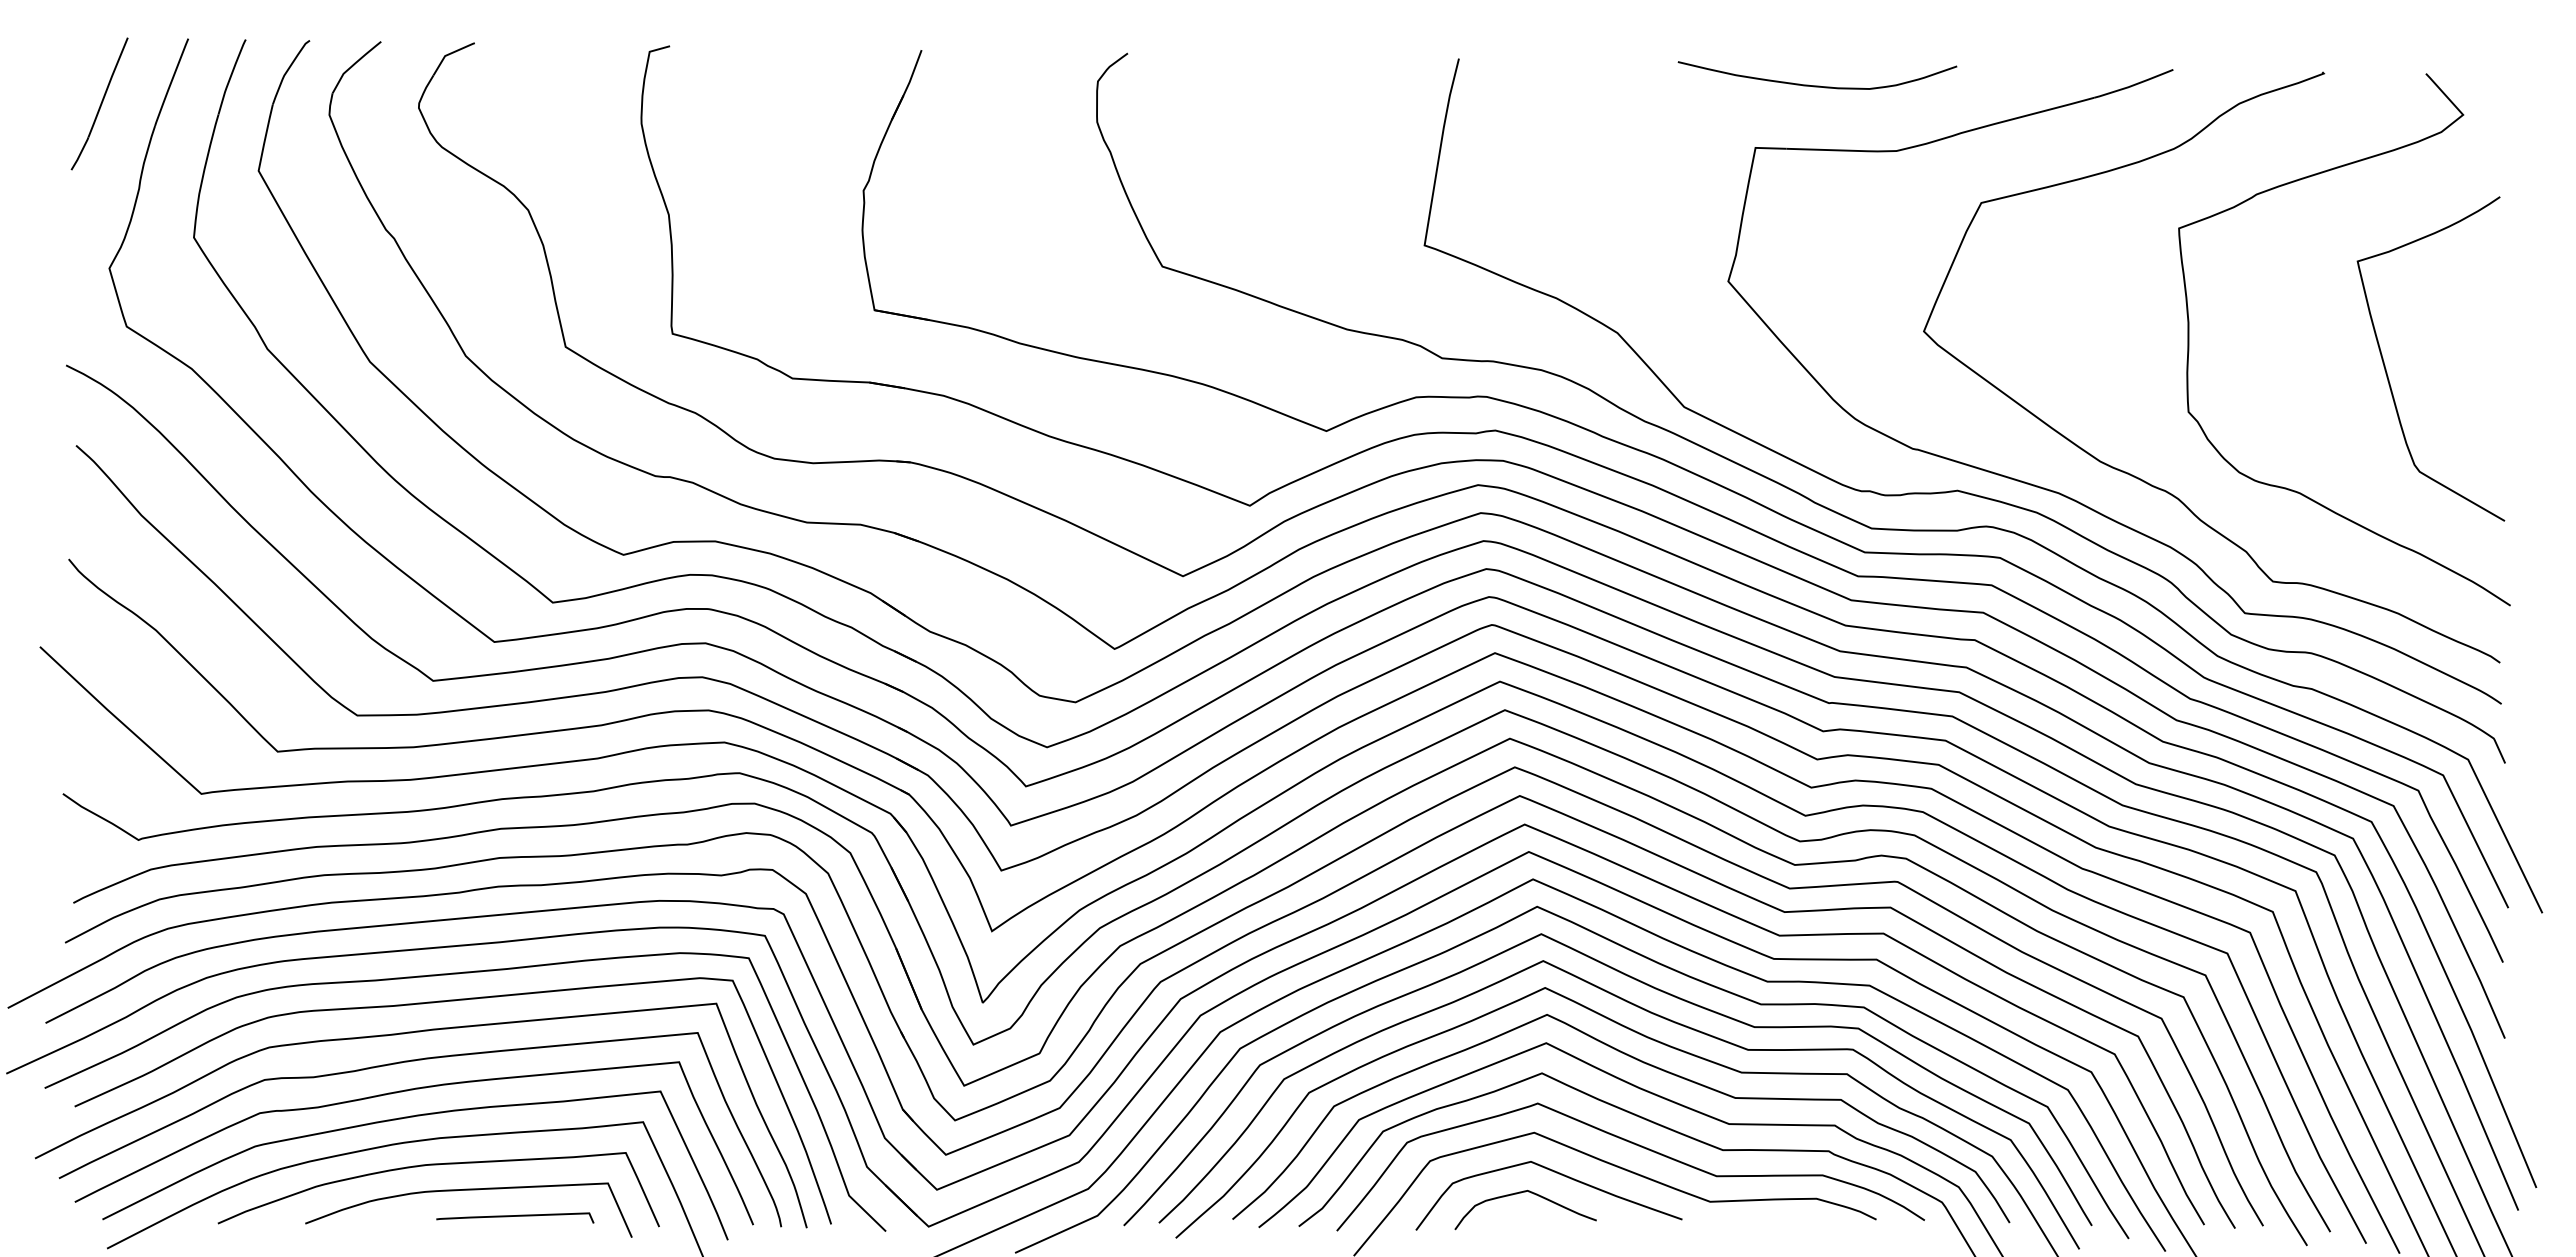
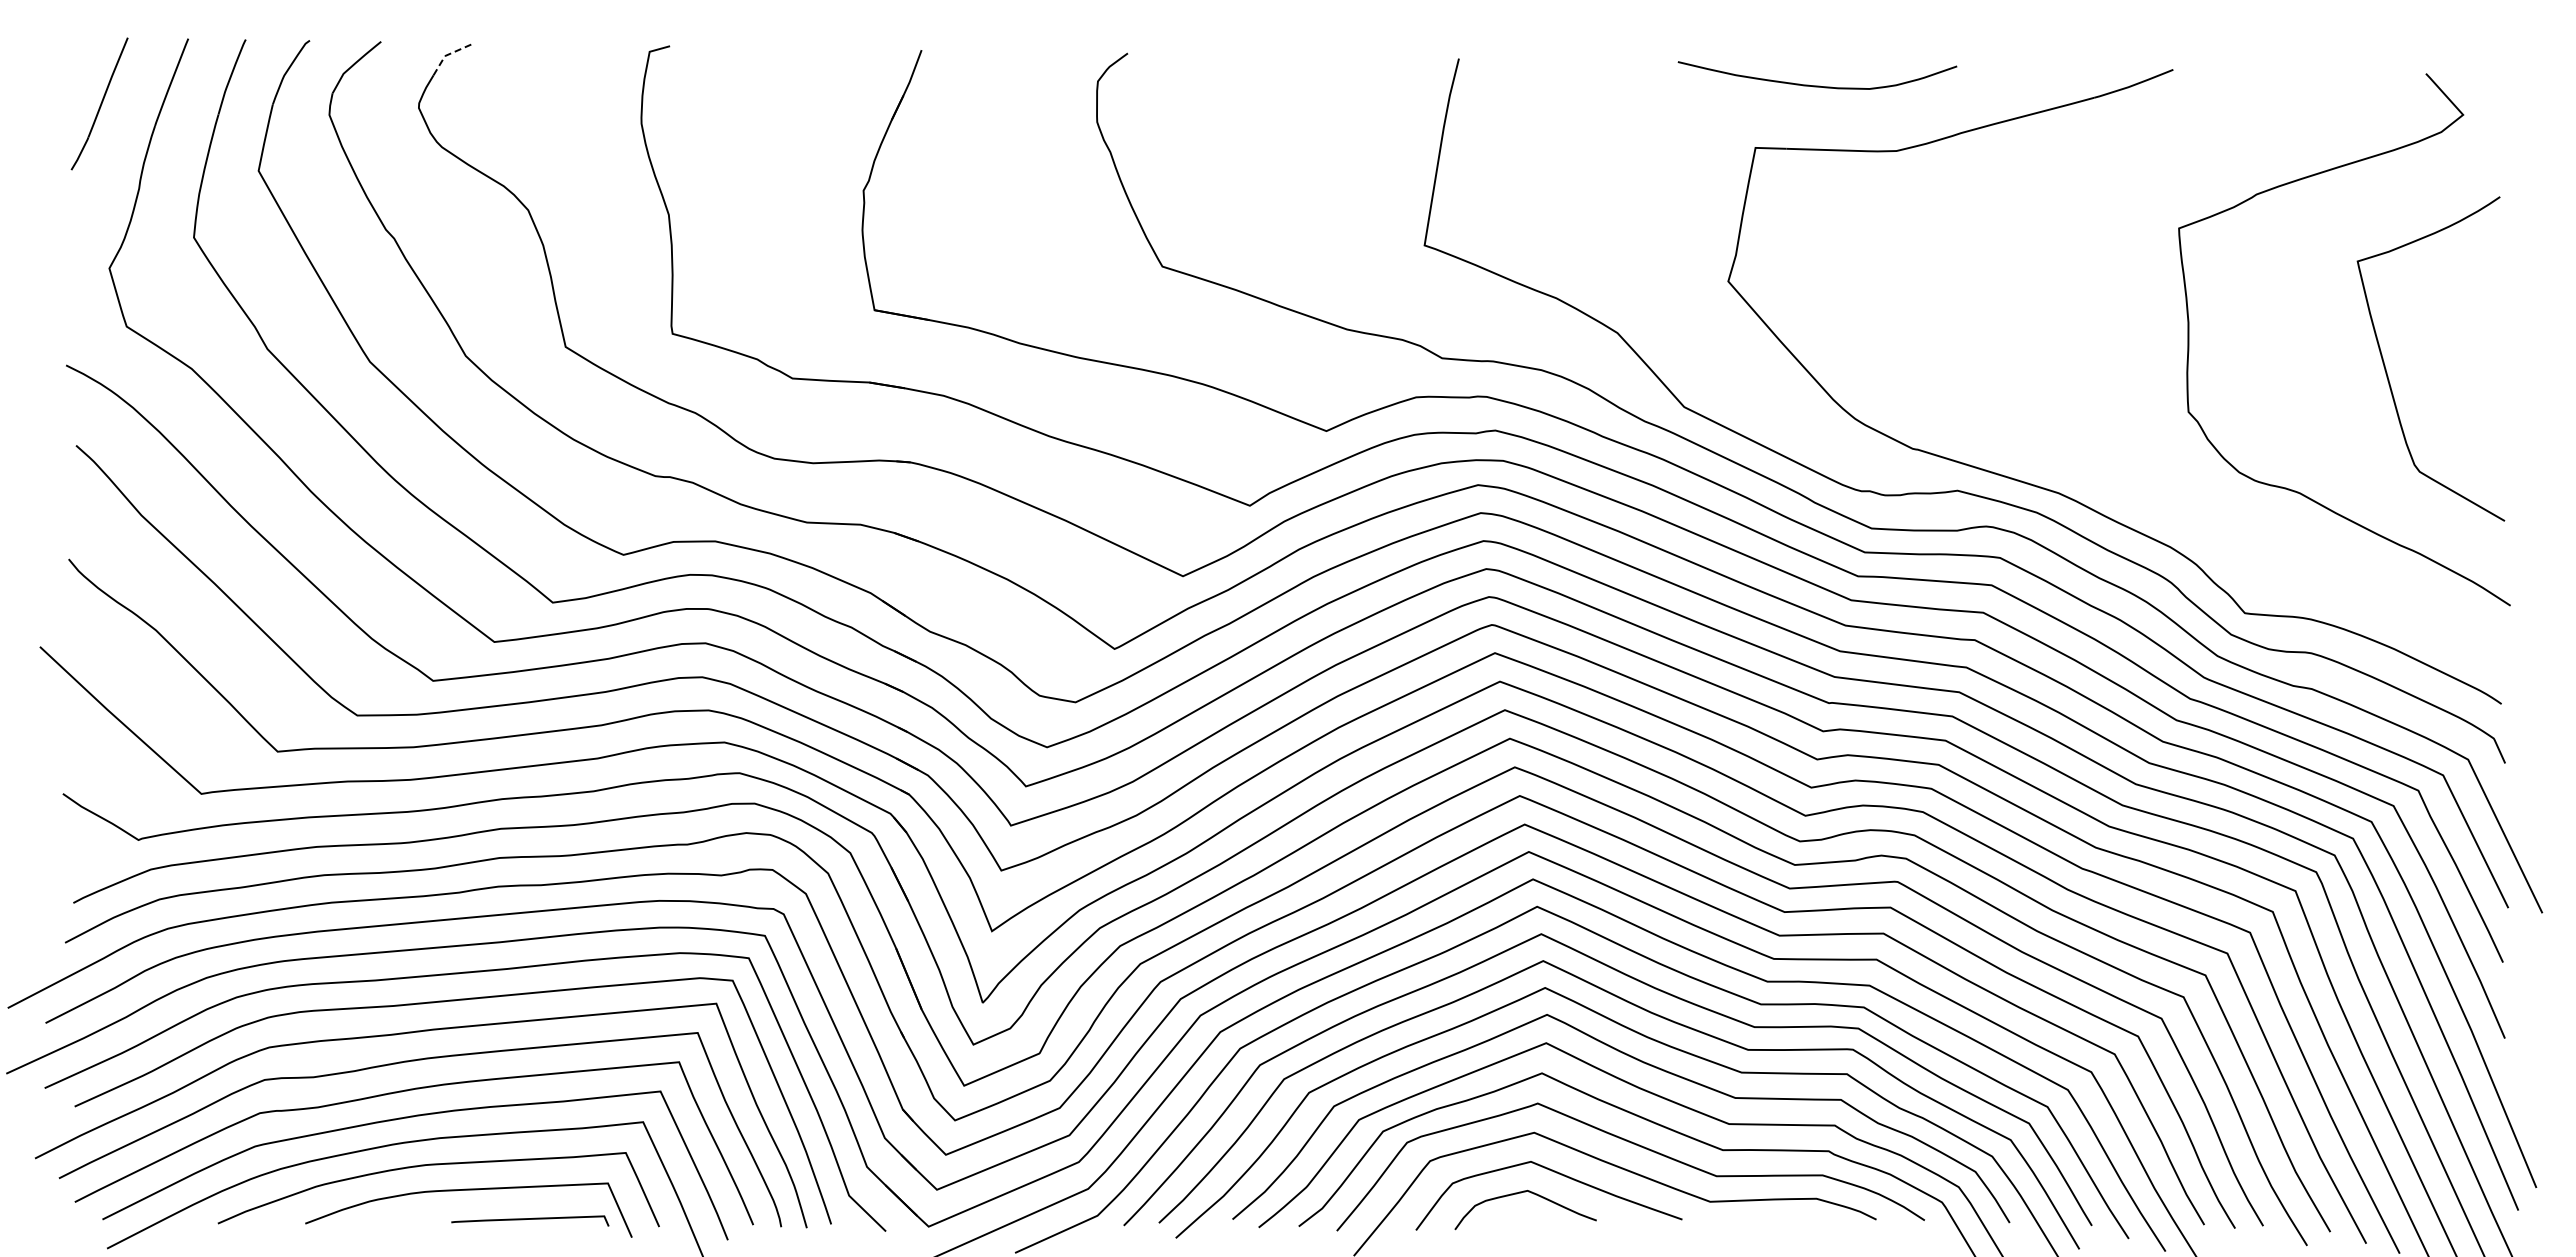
line: solid -> dashed (450, 53)
curve: present -> none (2164, 489)
line position: (515, 1216) -> (530, 1219) (530, 1219)
